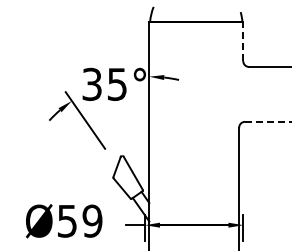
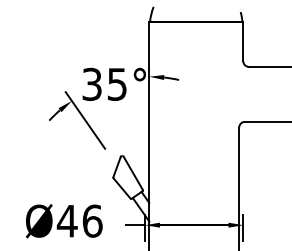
line: dashed -> solid (243, 41)
line: dashed -> solid (268, 121)
text: Ø59 -> Ø46 (79, 220)
